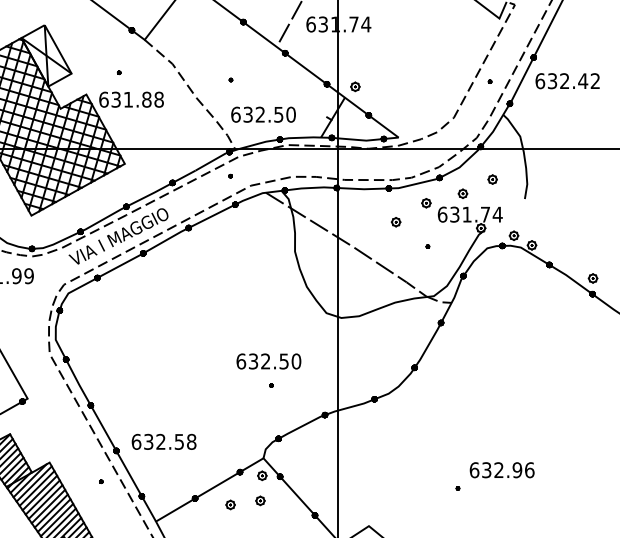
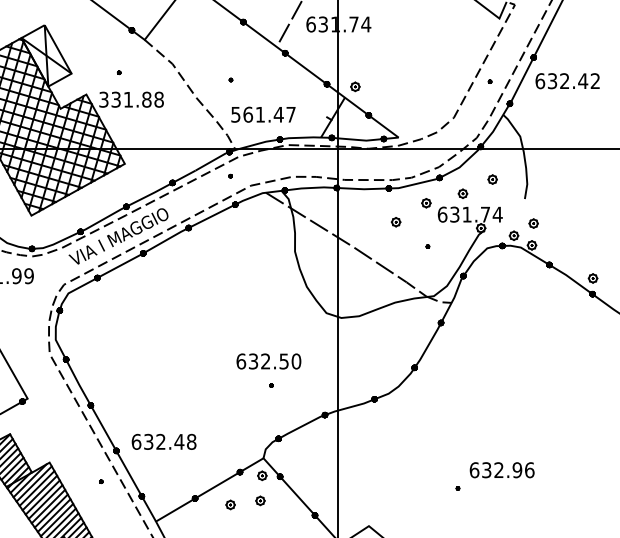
text: 631.88 -> 331.88 (103, 99)
text: 632.50 -> 561.47 (263, 114)
part: none -> present (533, 223)
text: 632.58 -> 632.48 (179, 441)
